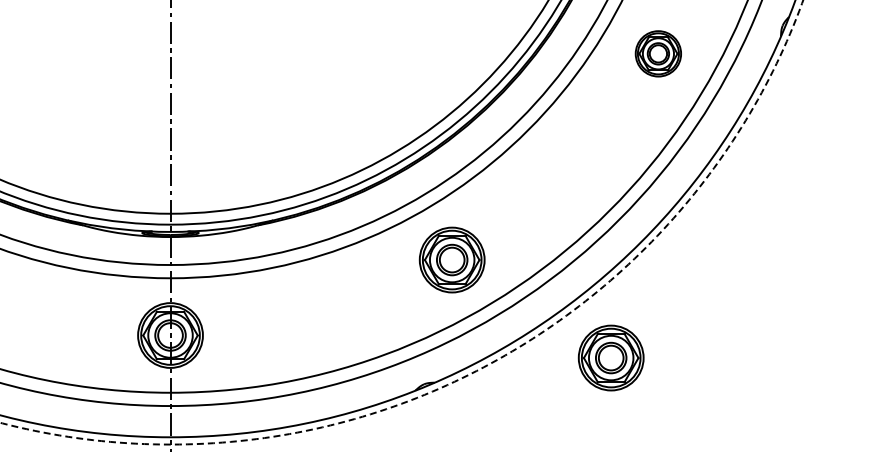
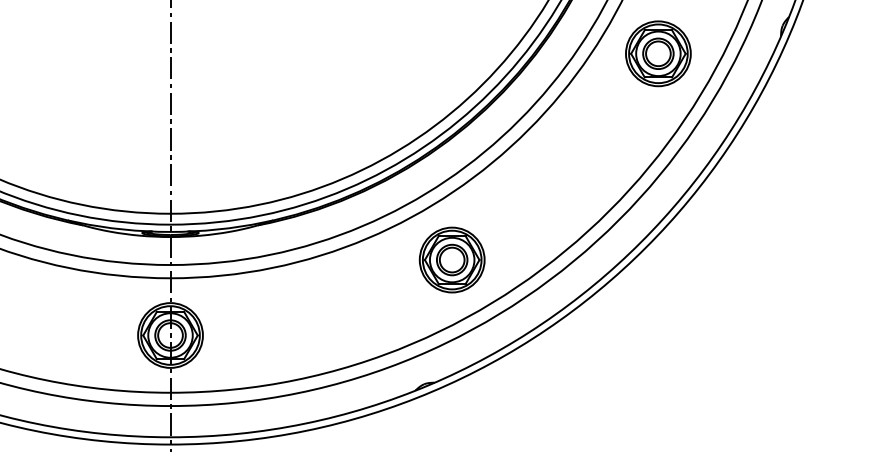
part size: 48x48 px -> 67x68 px (658, 53)
circle: dashed -> solid (401, 222)
part: present -> none (610, 357)
